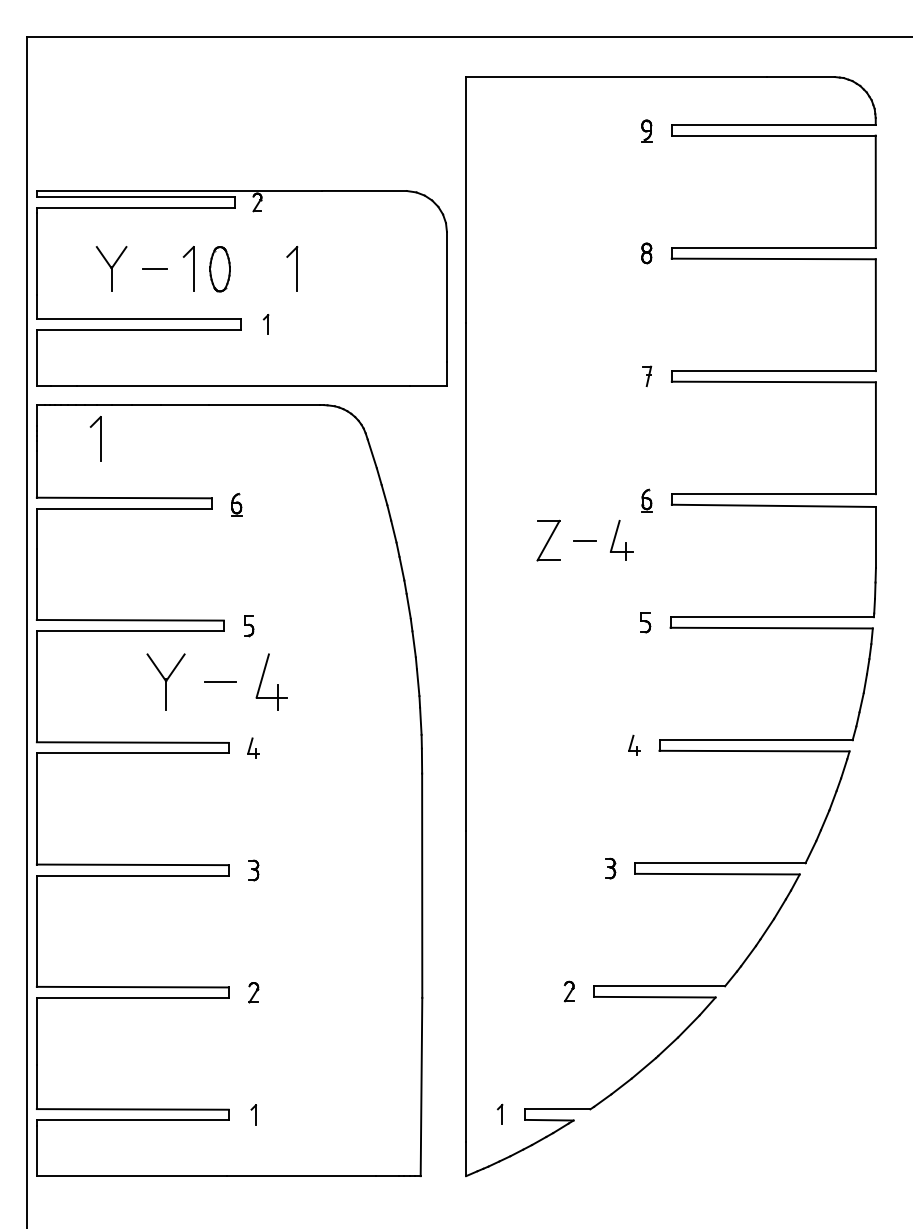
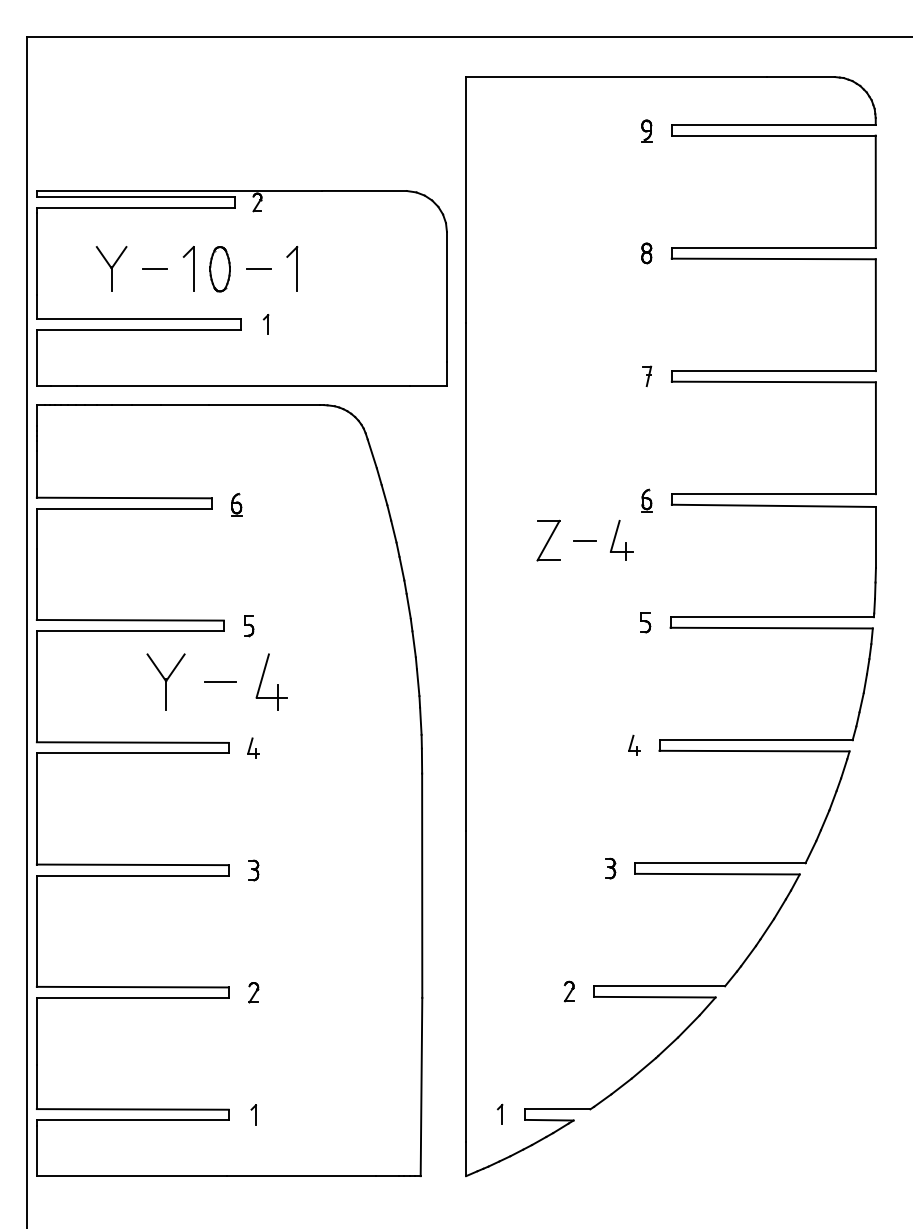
line: none -> present (258, 269)
part: present -> none (95, 438)
